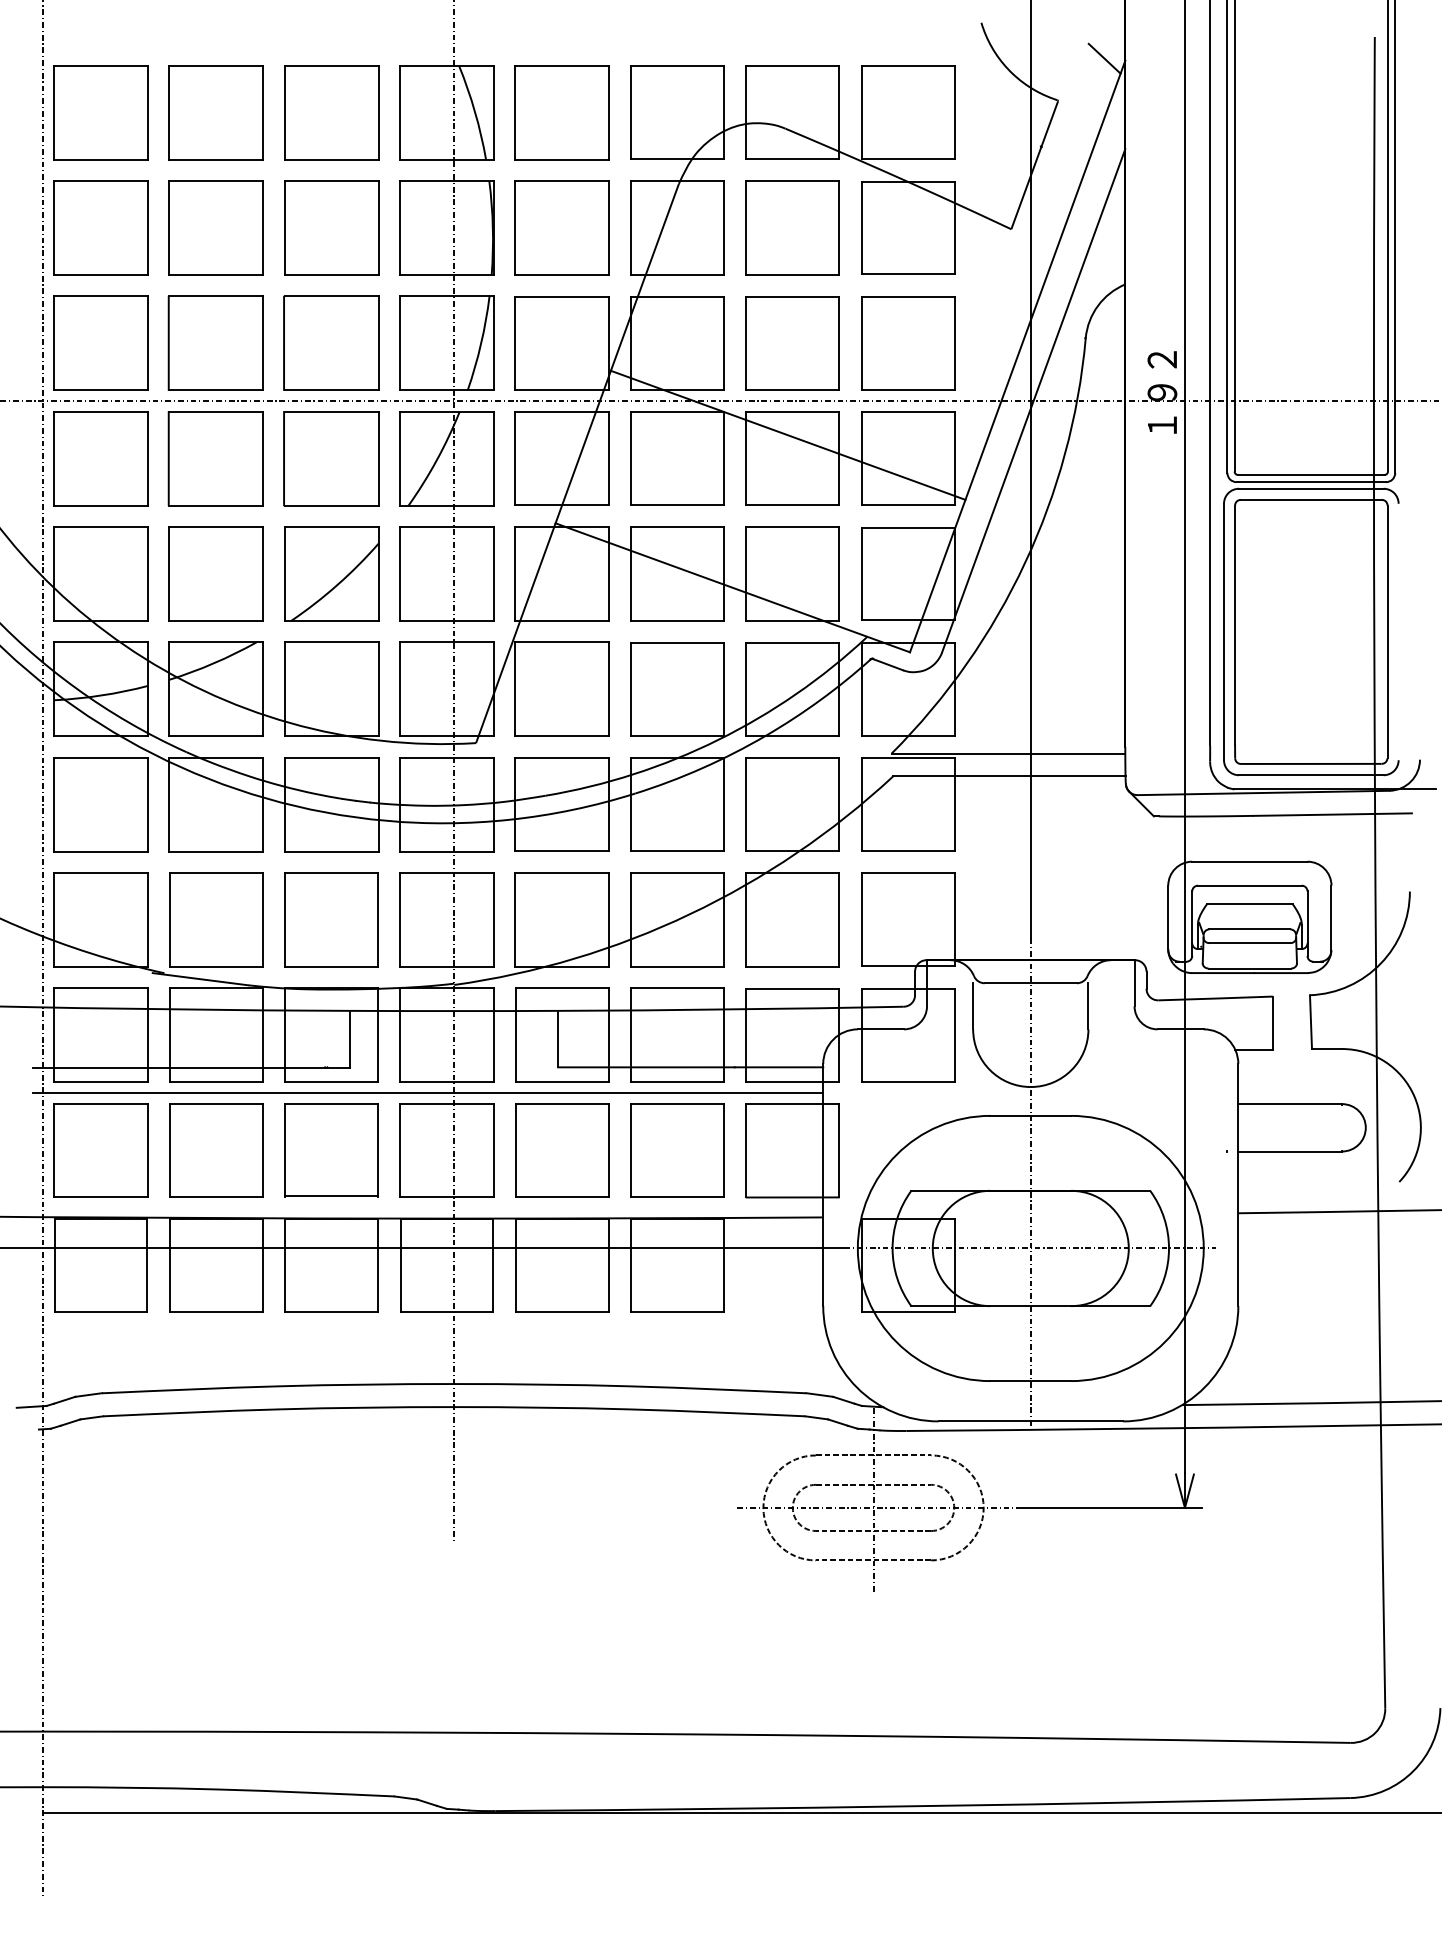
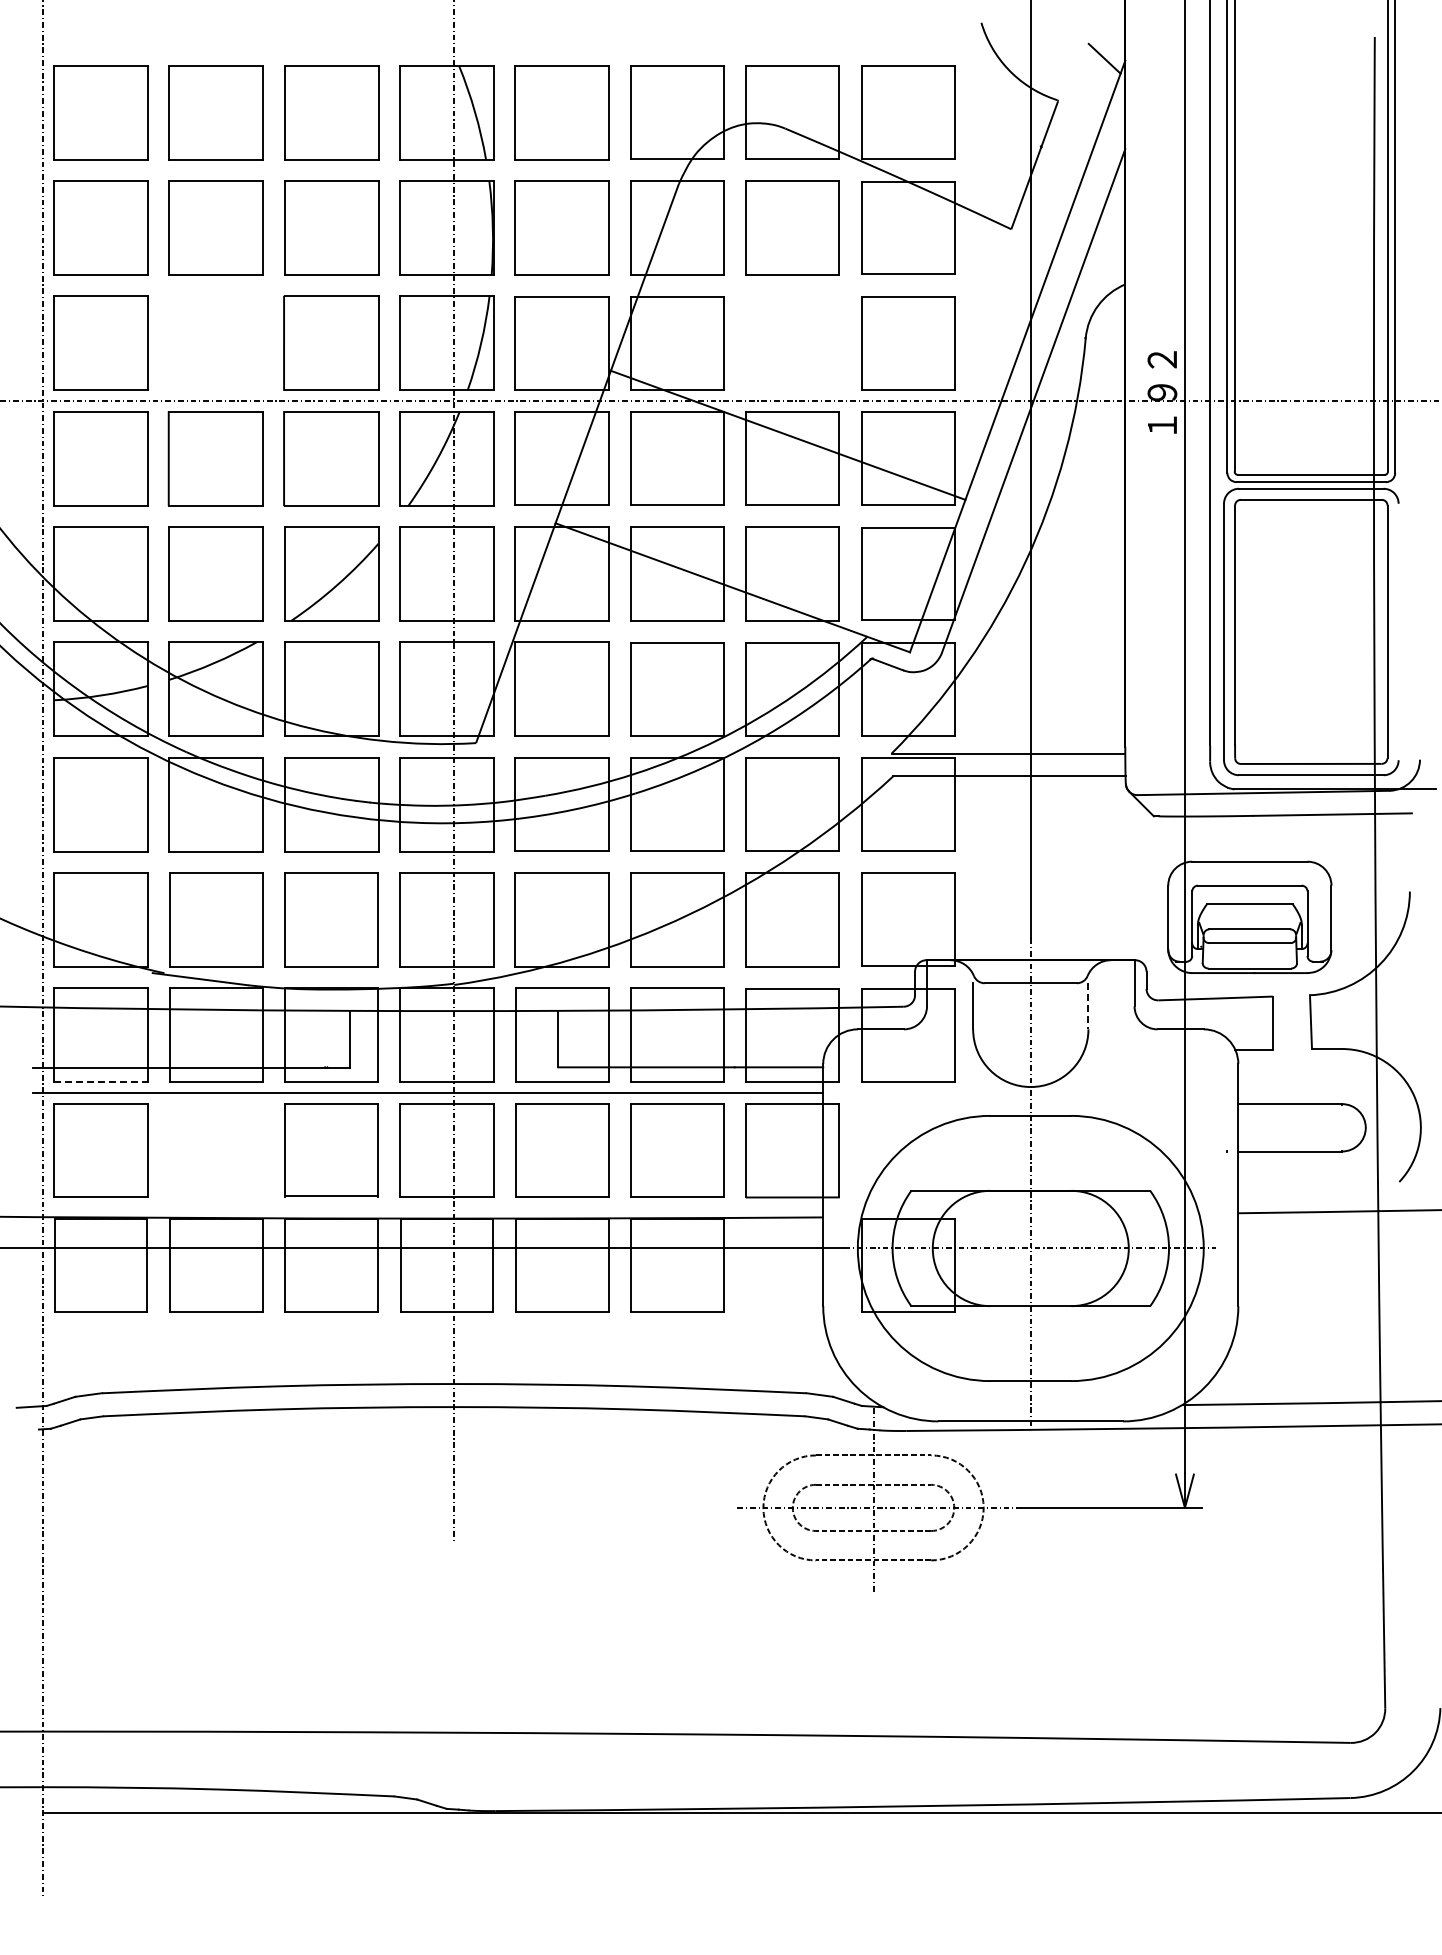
part: present -> none (215, 342)
part: present -> none (792, 343)
line: solid -> dashed (1088, 1006)
line: solid -> dashed (101, 1081)
part: present -> none (216, 1150)
